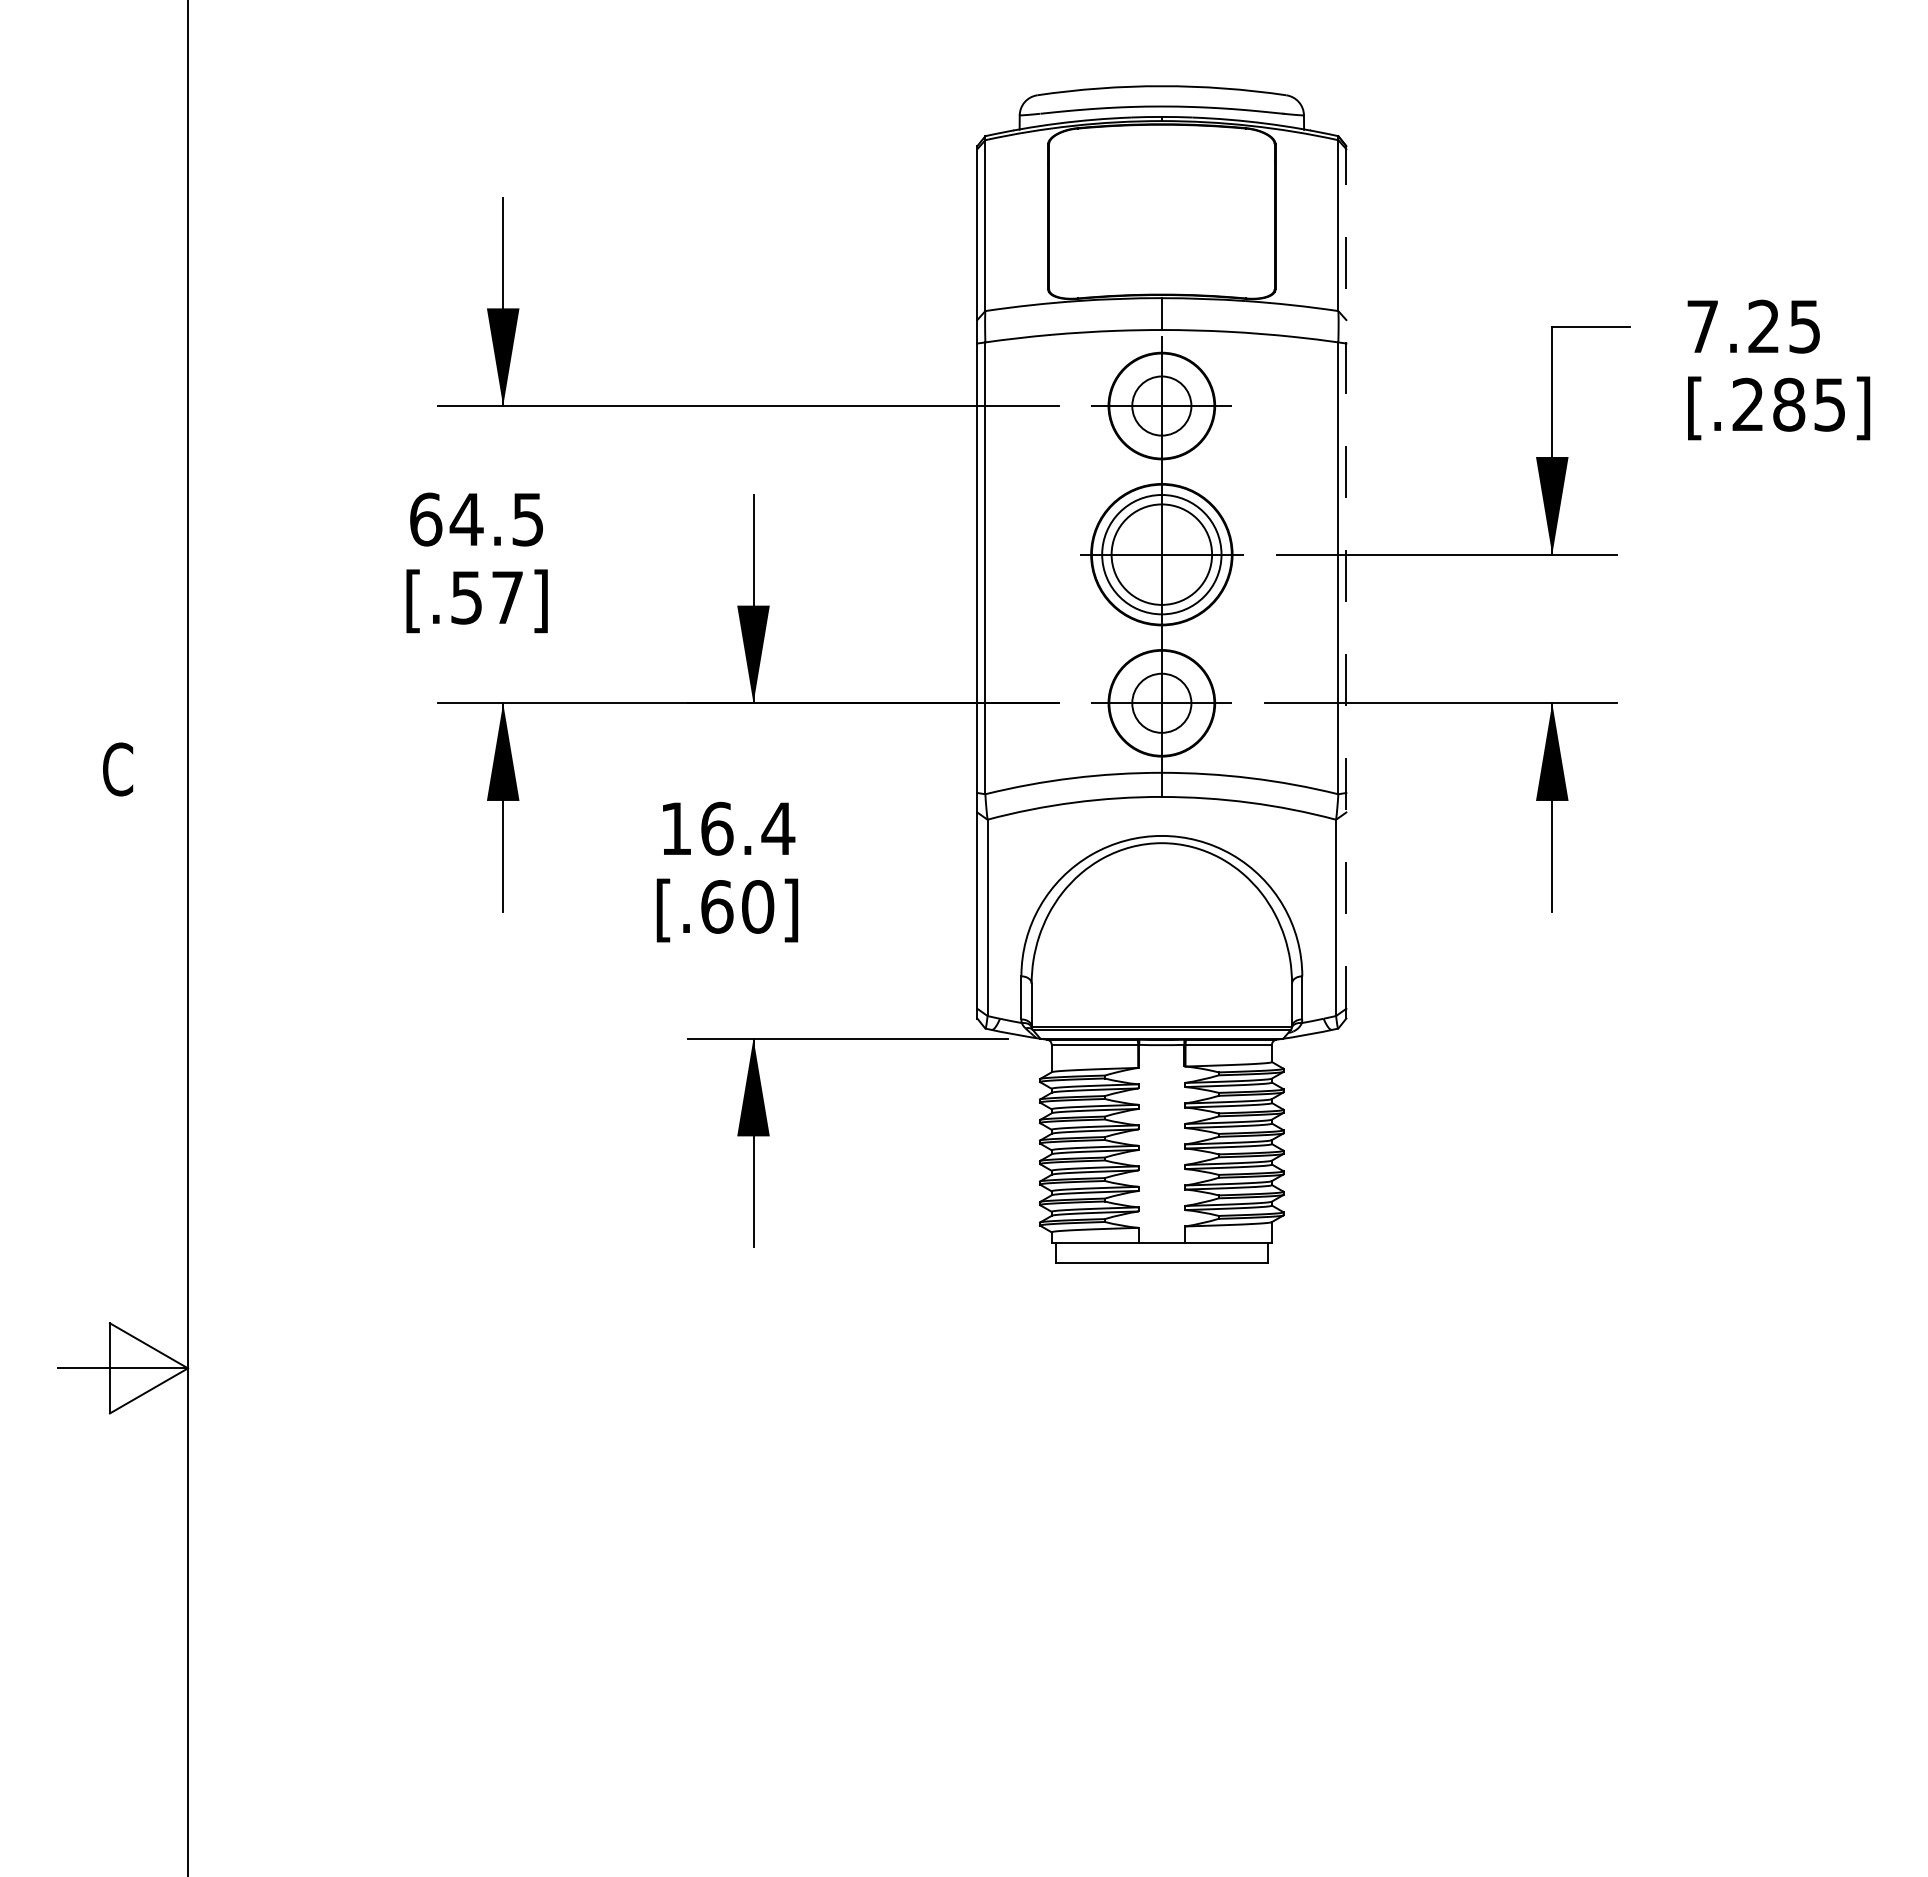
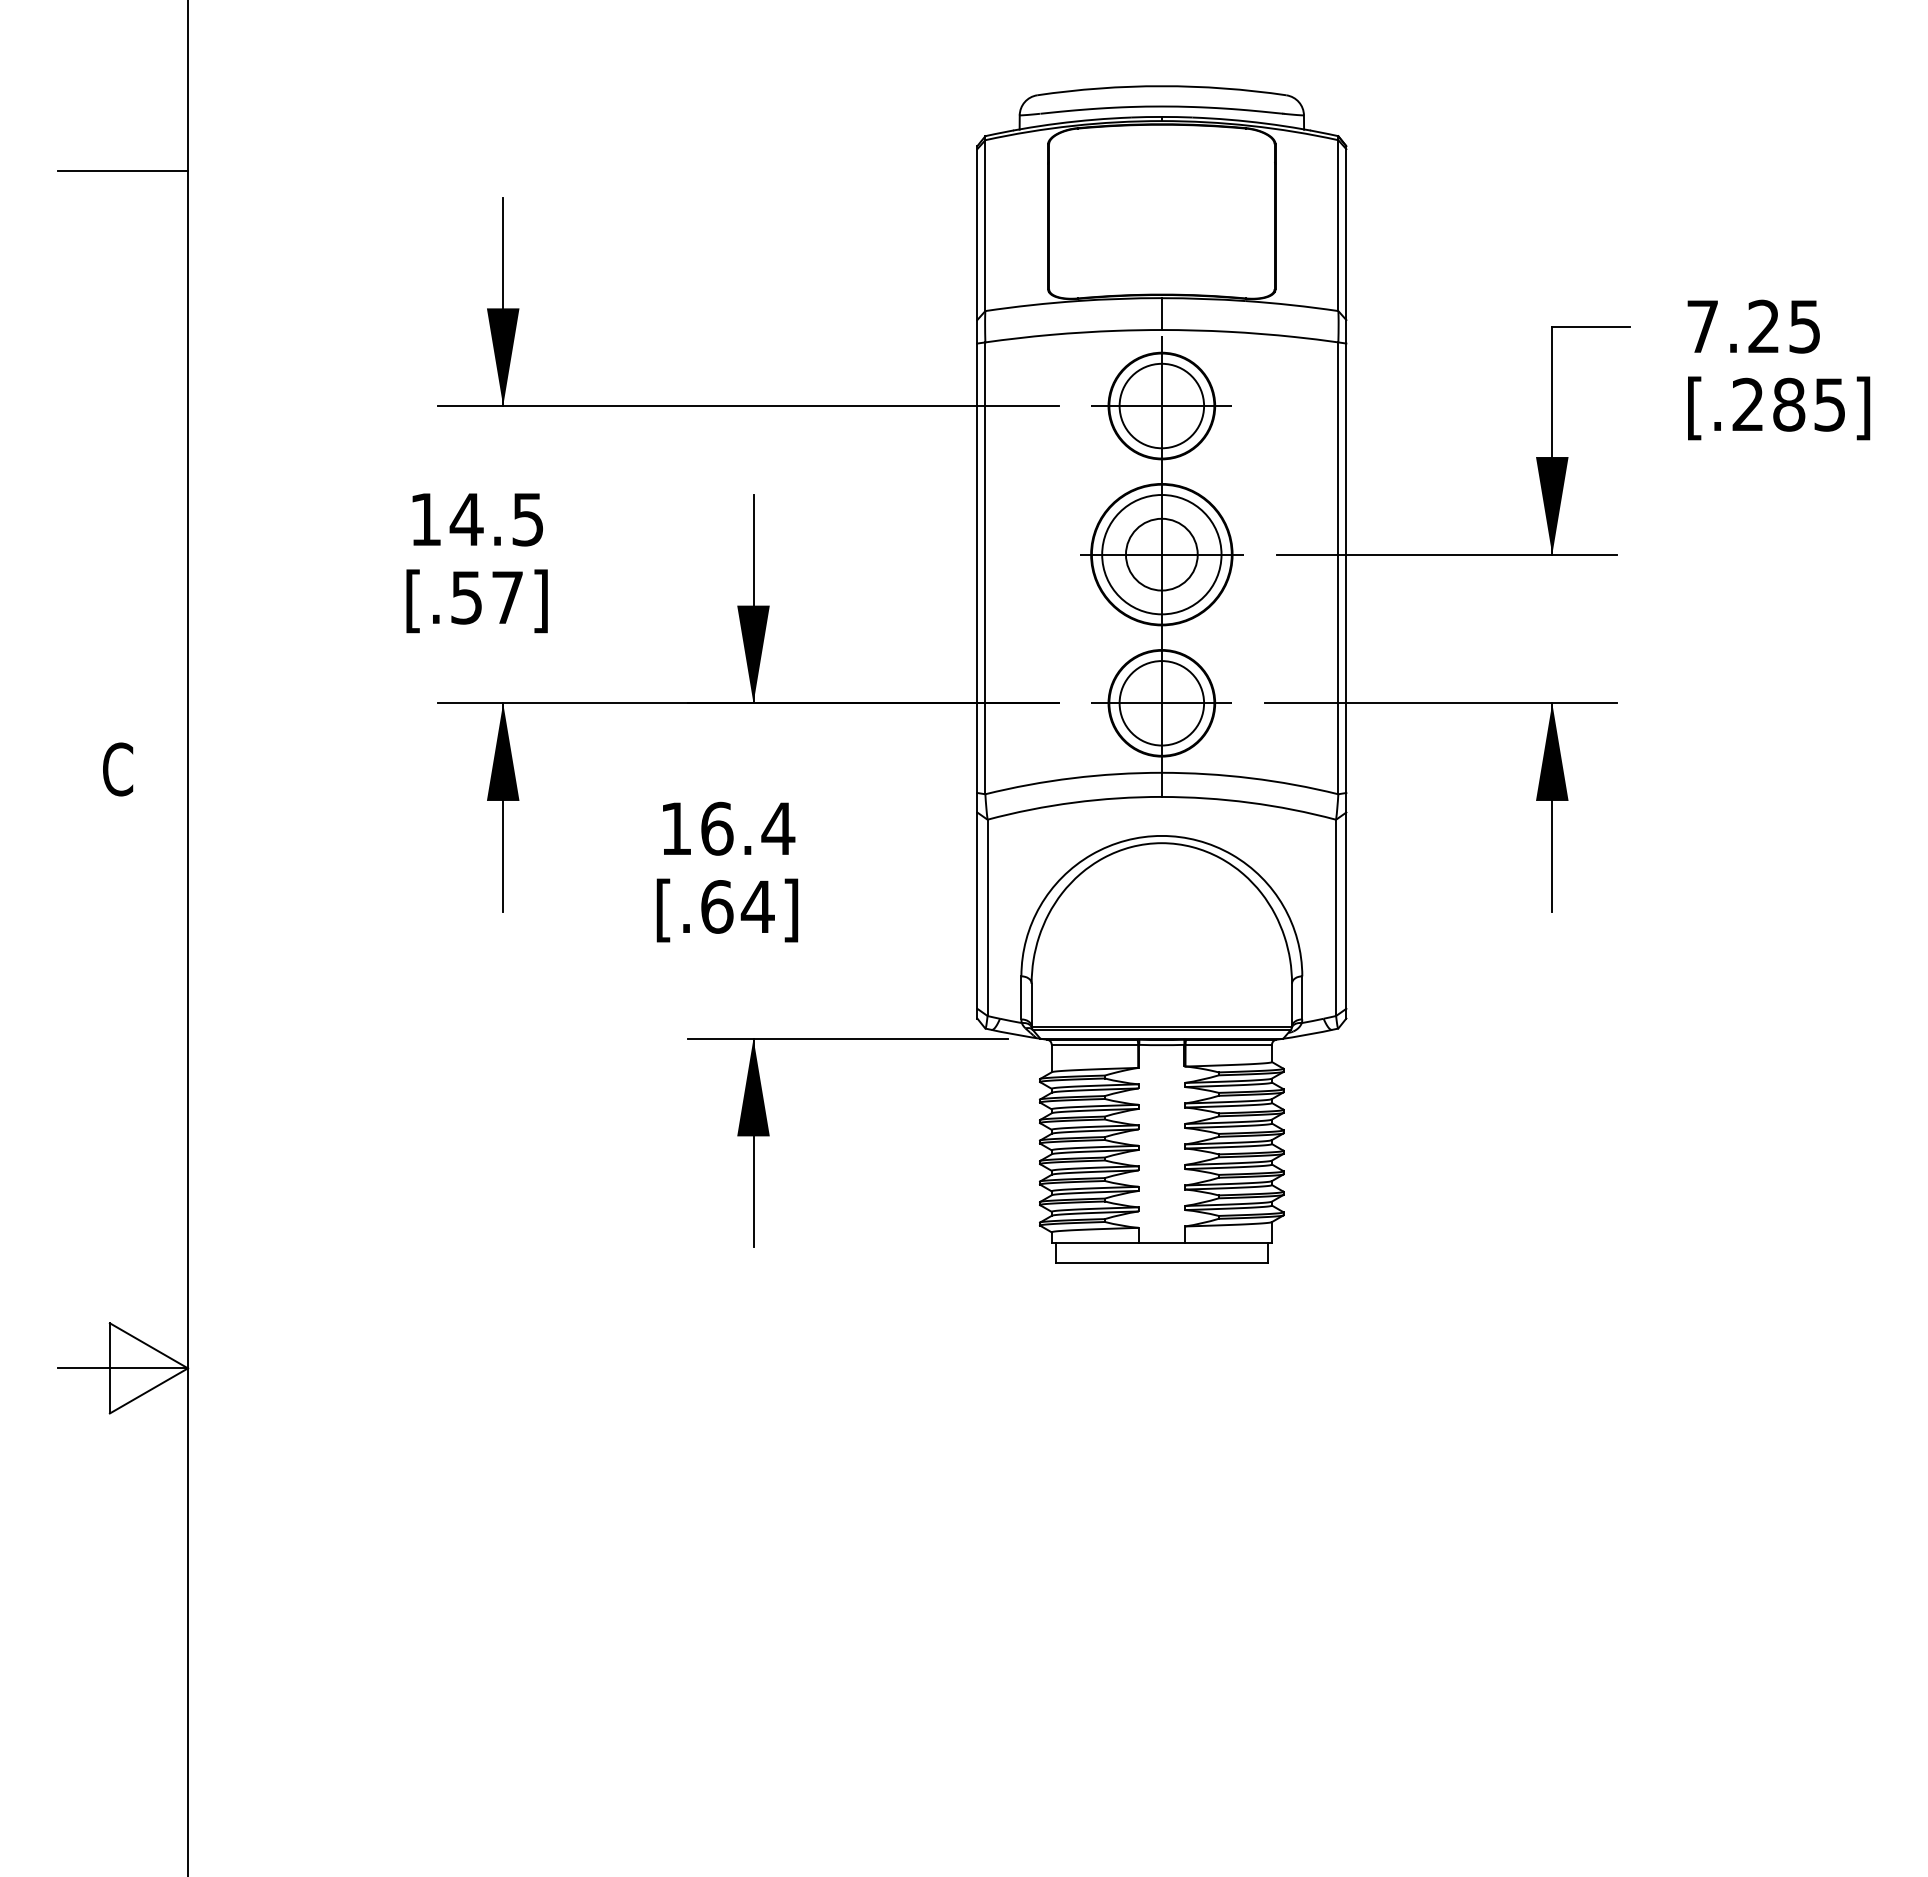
line: none -> present (122, 170)
circle diameter: 59 px -> 84 px (1161, 405)
text: 64.5 -> 14.5 (426, 519)
circle diameter: 100 px -> 72 px (1161, 554)
line: dashed -> solid (1346, 581)
circle diameter: 59 px -> 84 px (1161, 703)
text: [.60] -> [.64] (757, 906)
